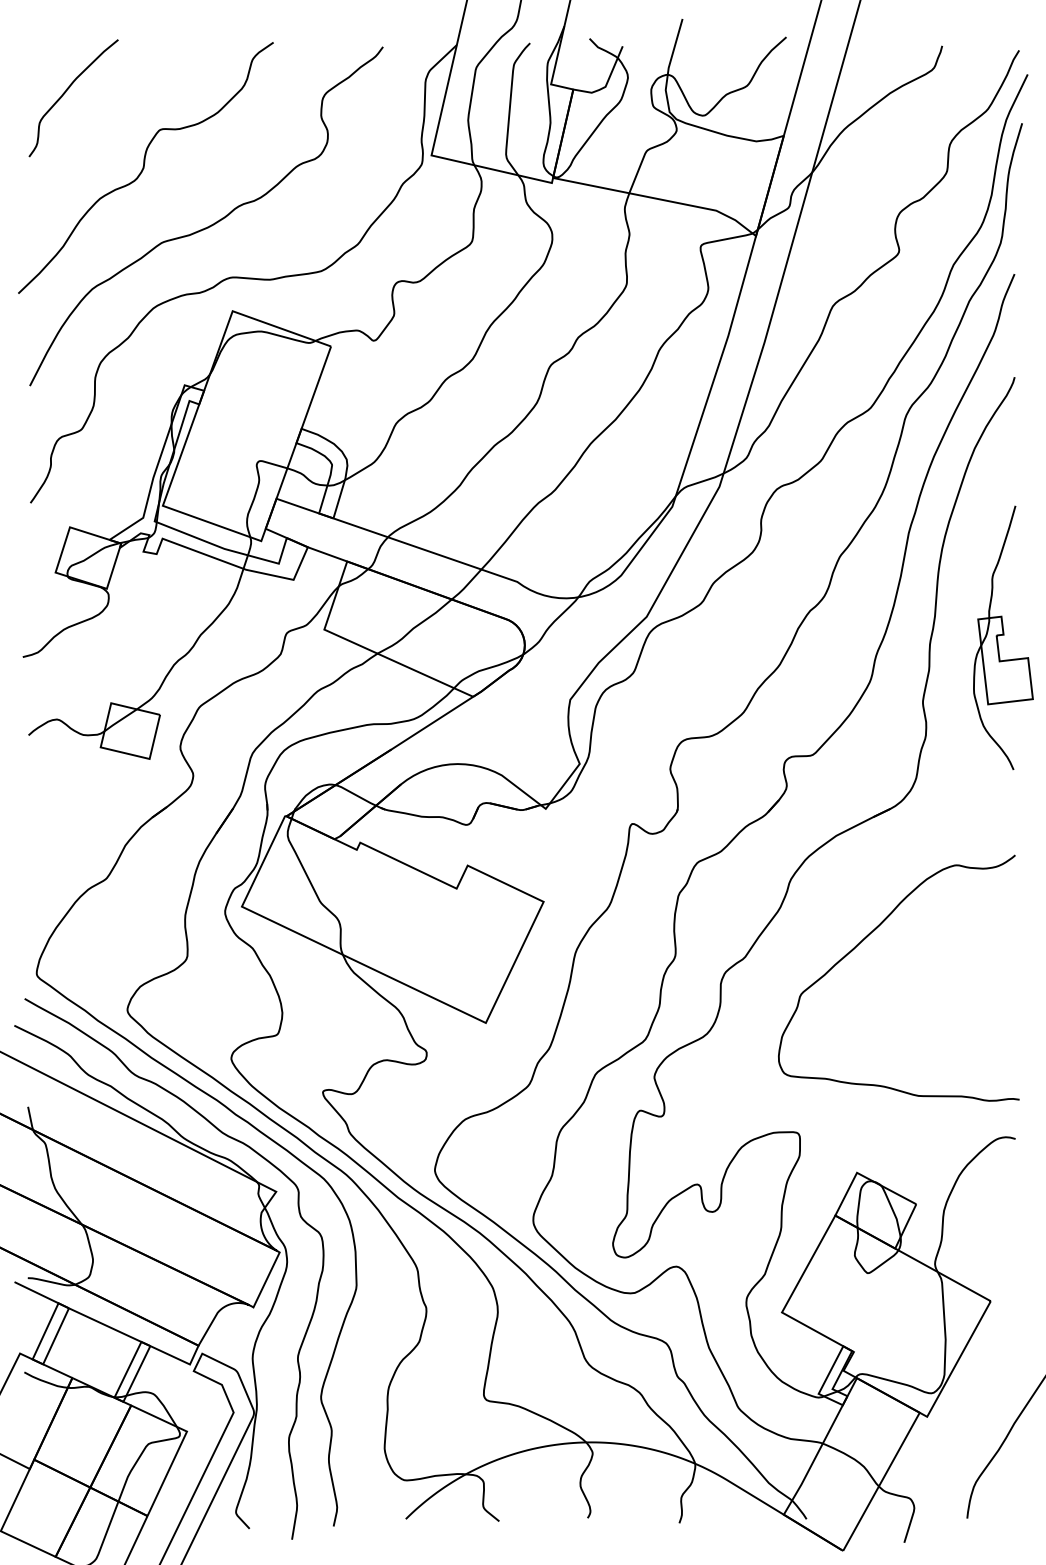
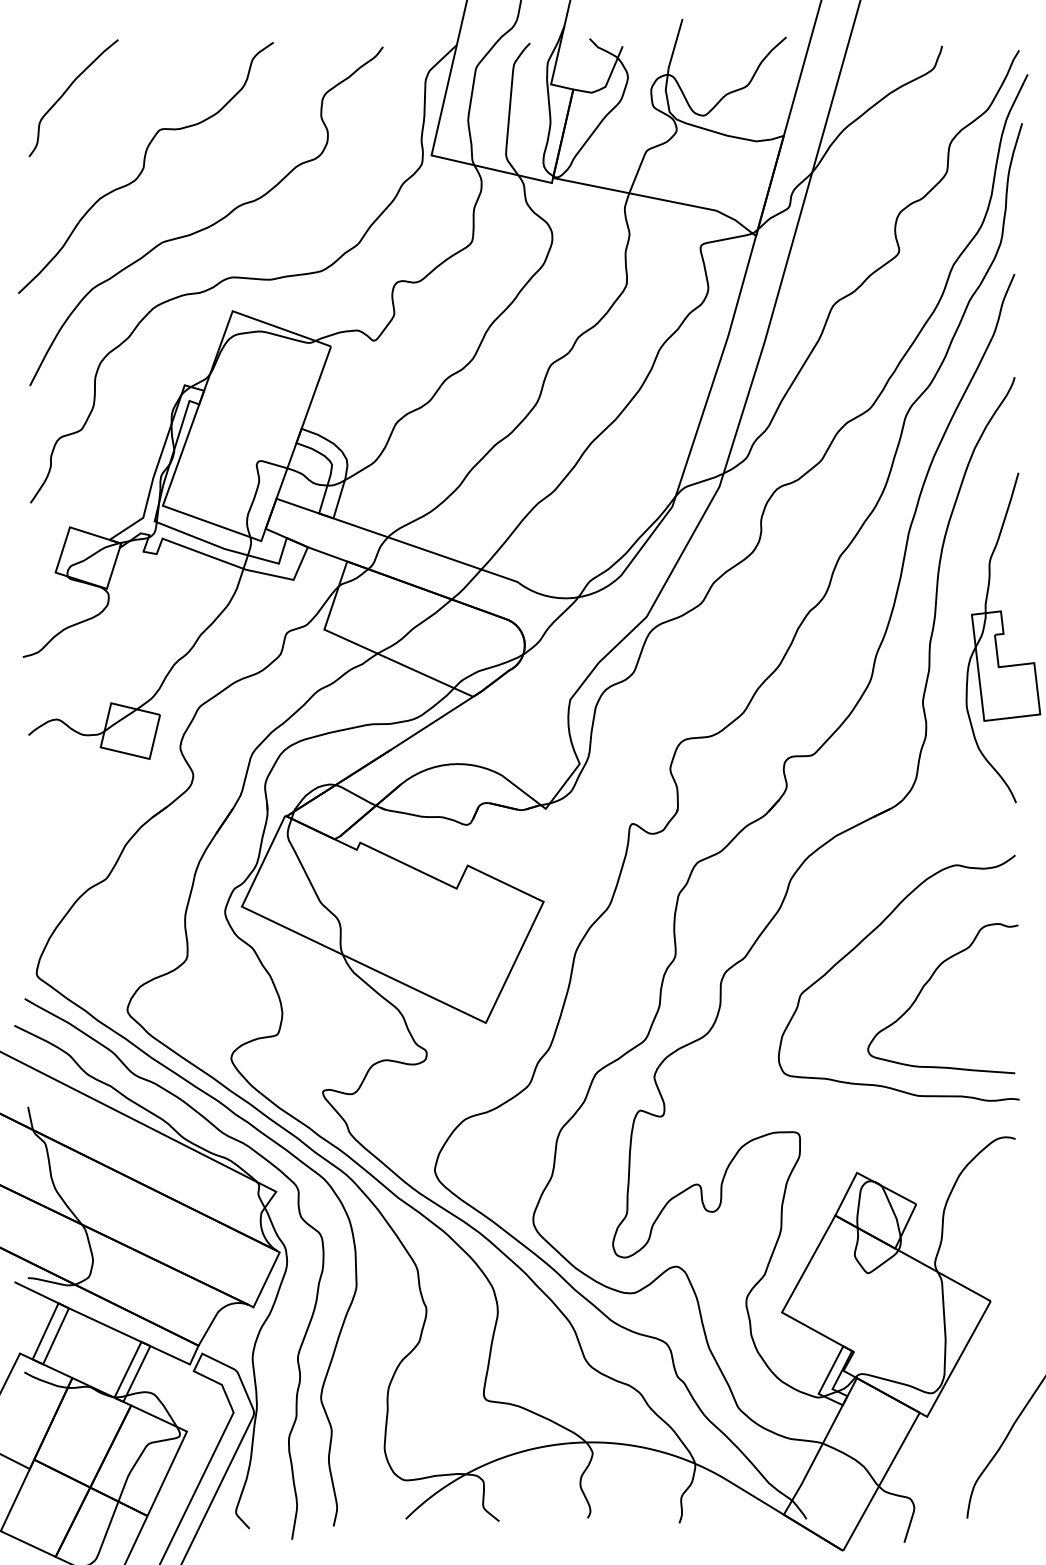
part size: 61x265 px -> 77x332 px (1003, 637)
curve: none -> present (924, 987)
